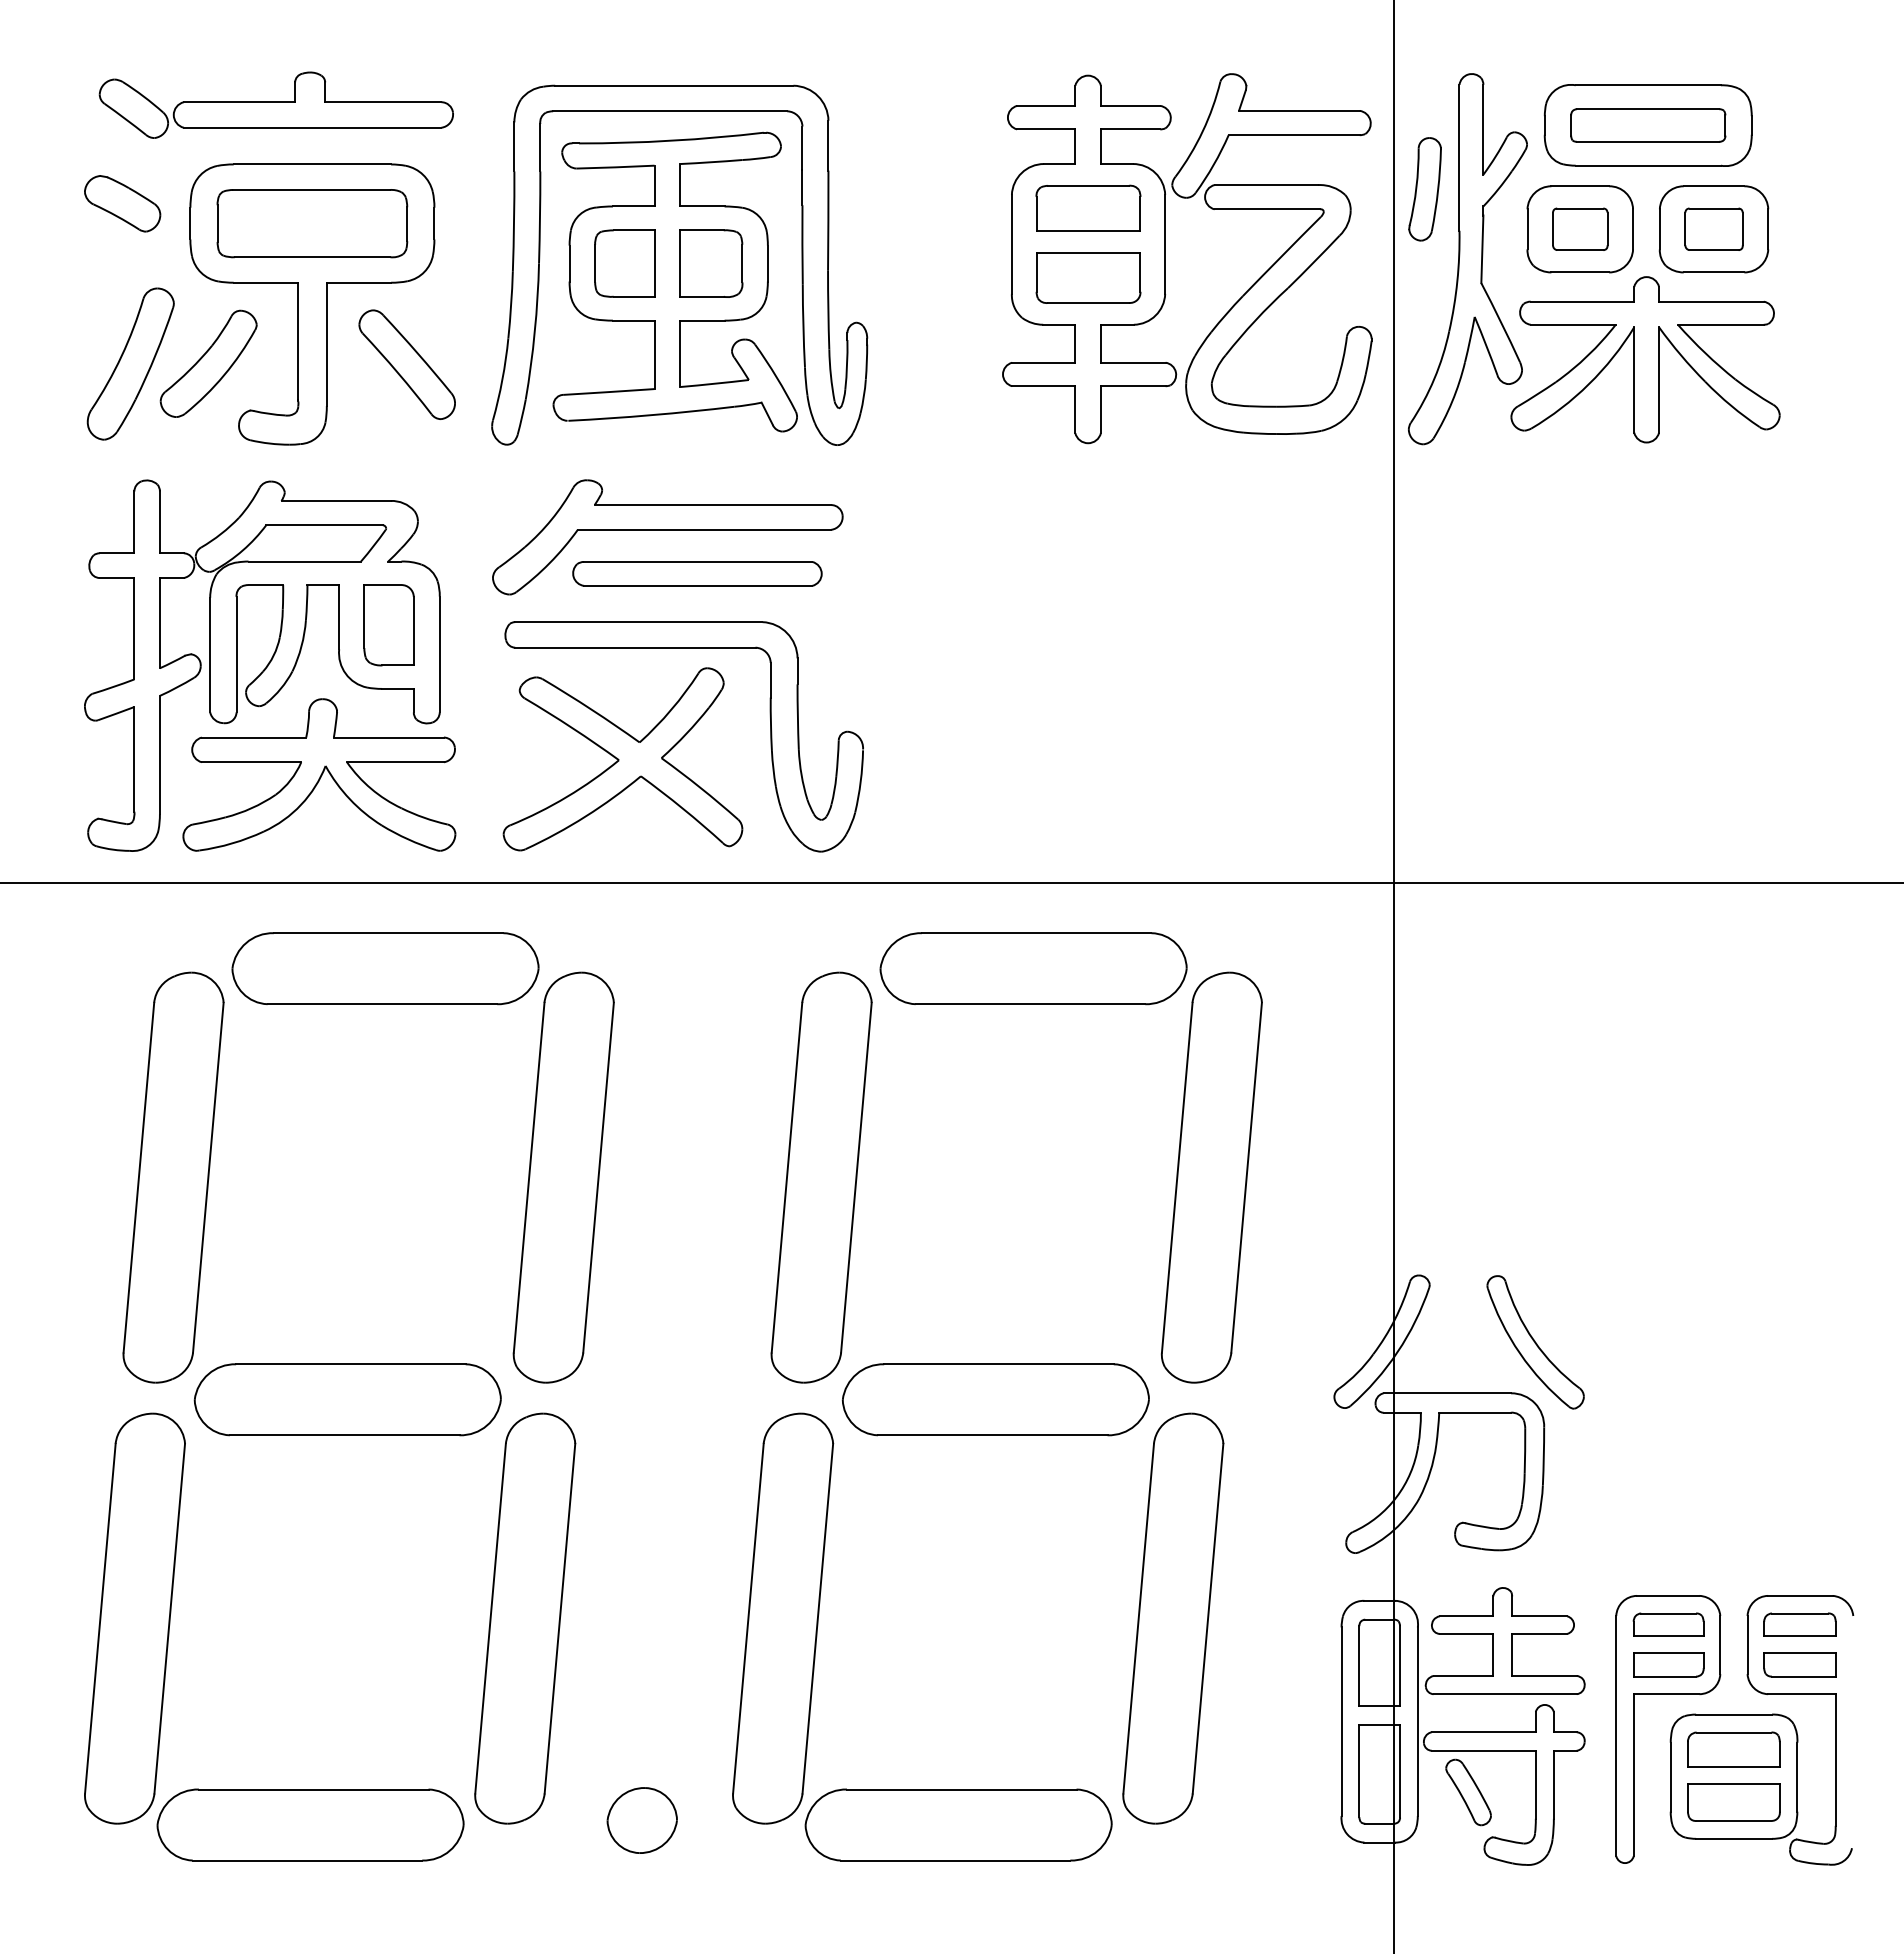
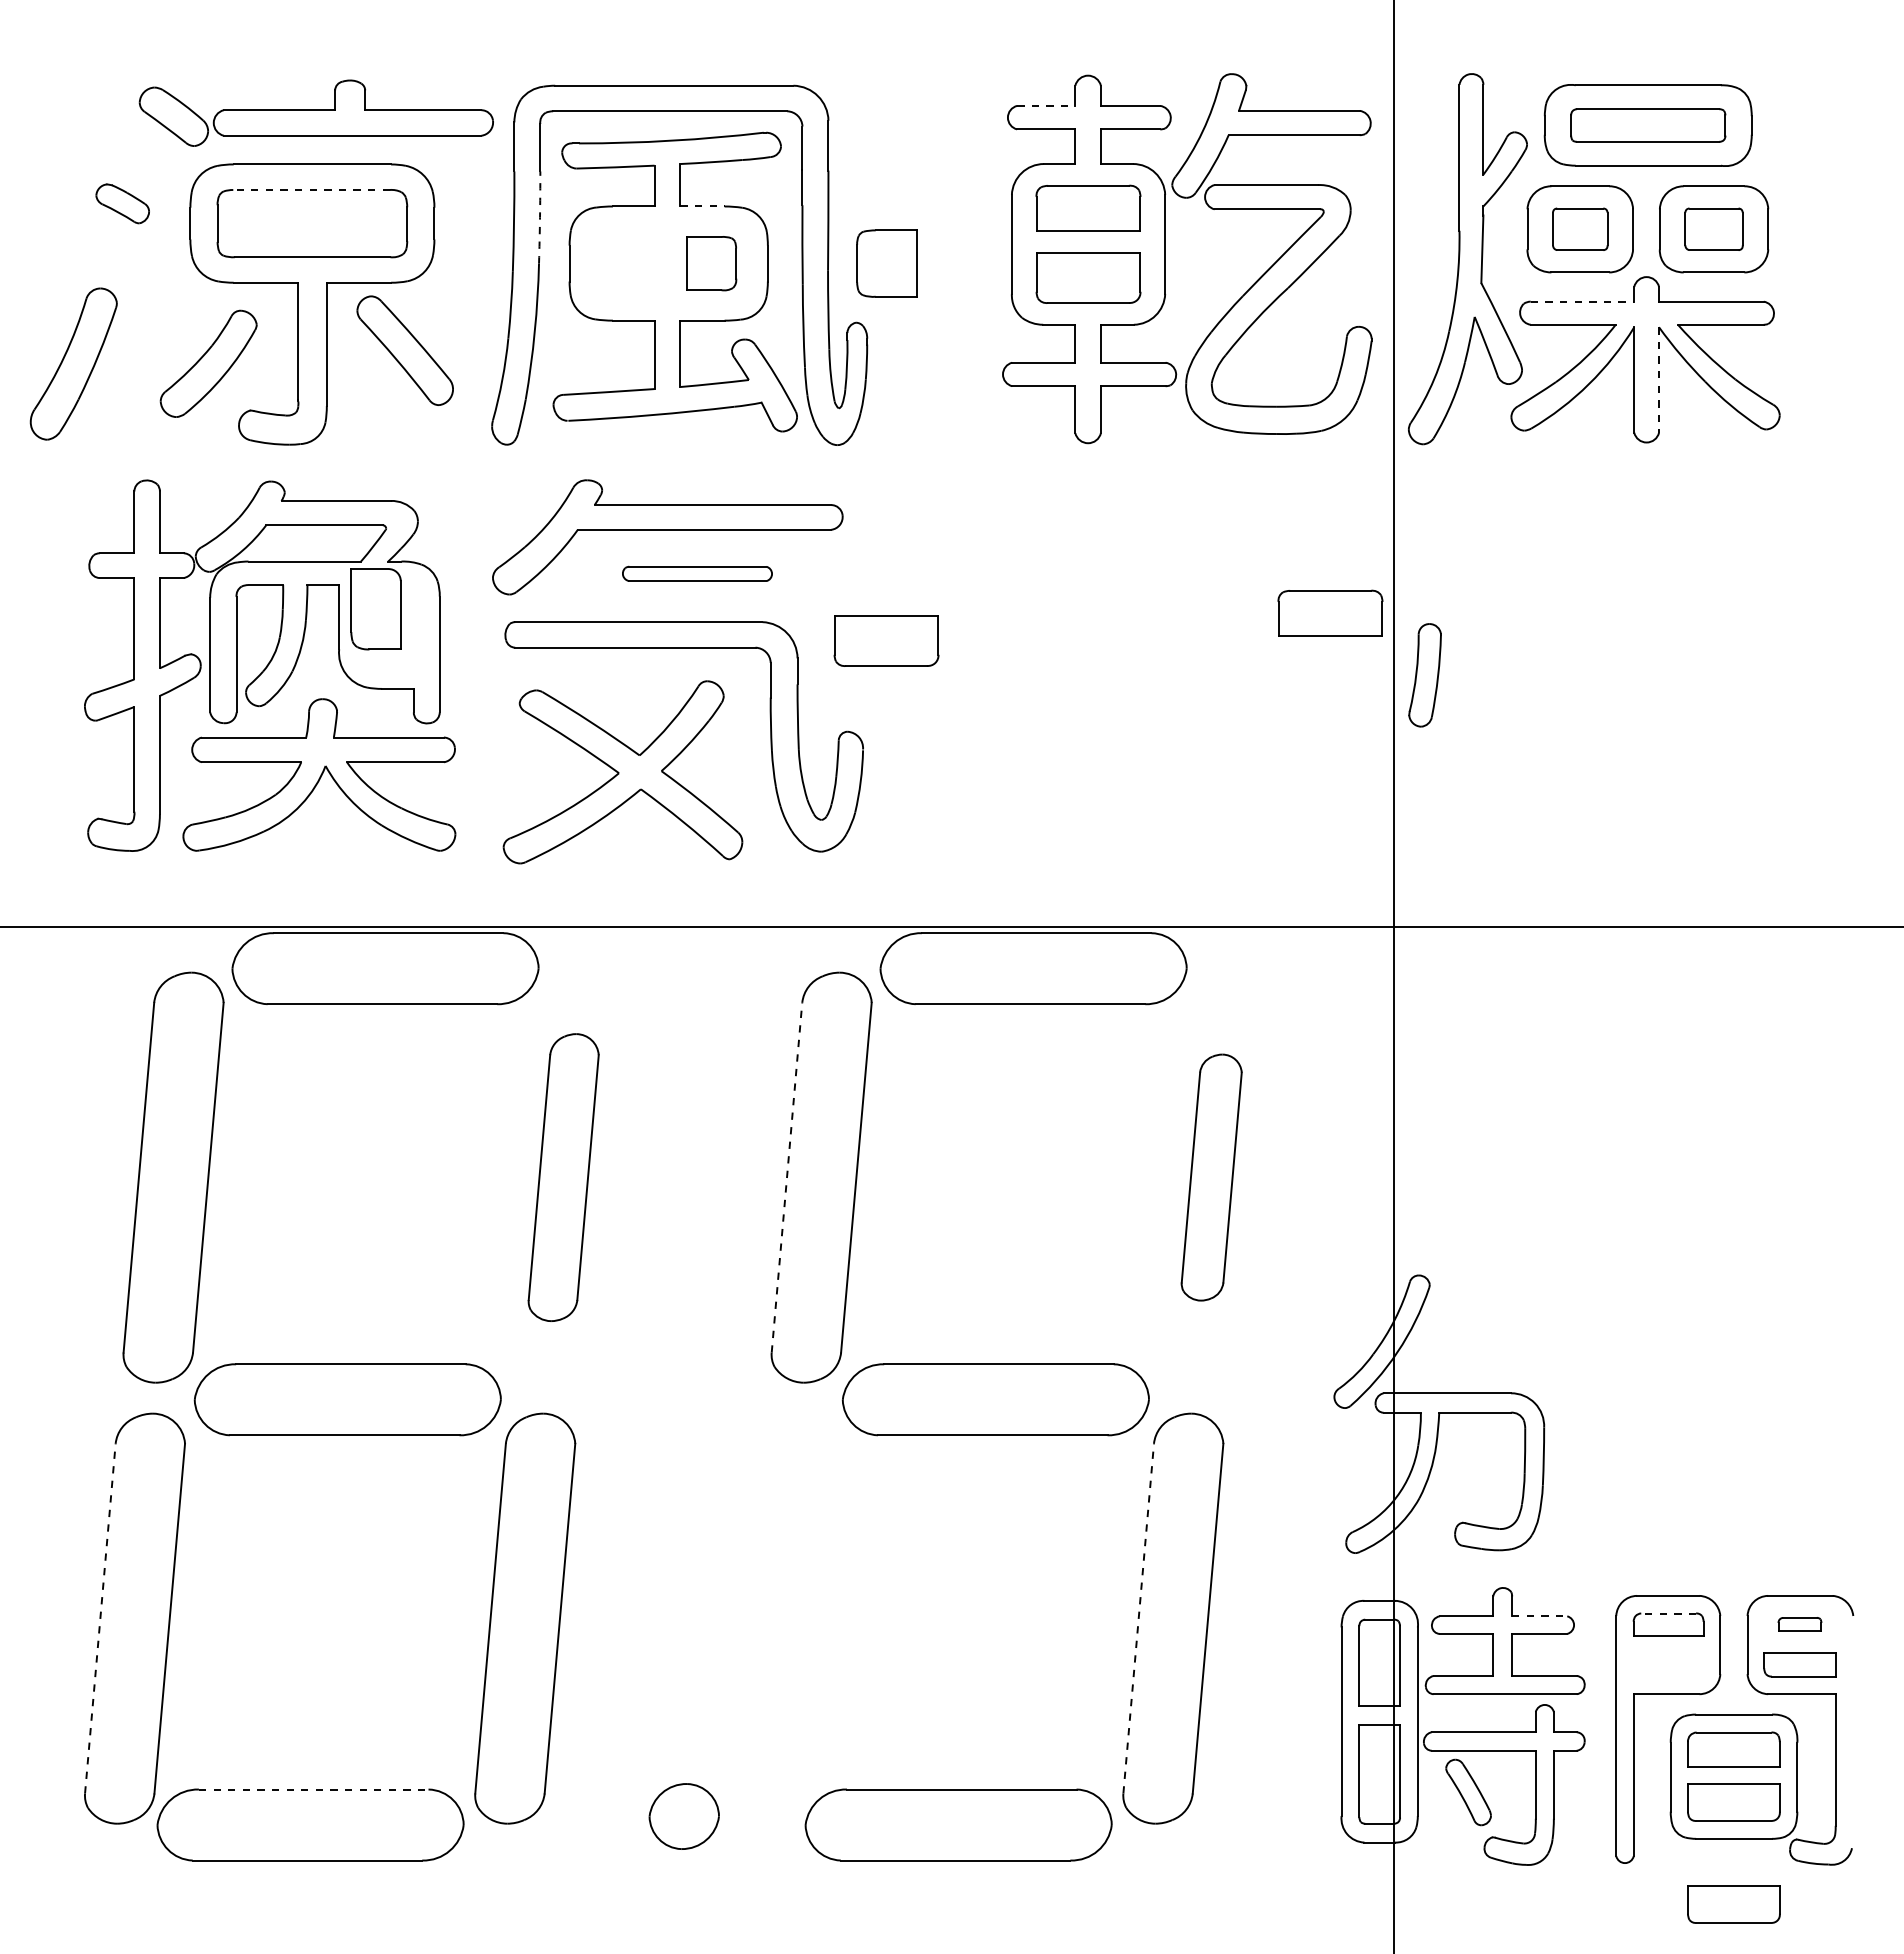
part position: (275, 104) -> (315, 112) (315, 112)
line: solid -> dashed (1046, 105)
line: solid -> dashed (311, 189)
part position: (1424, 189) -> (1424, 675) (1424, 675)
part size: 78x58 px -> 55x42 px (122, 203)
line: solid -> dashed (703, 206)
arc: solid -> dashed (540, 217)
part position: (624, 263) -> (886, 263) (886, 263)
part size: 65x69 px -> 52x56 px (711, 263)
line: solid -> dashed (1582, 301)
part position: (130, 363) -> (73, 363) (73, 363)
part position: (406, 364) -> (404, 350) (404, 350)
line: solid -> dashed (1659, 380)
part size: 251x26 px -> 151x17 px (697, 573)
part: none -> present (1330, 612)
part position: (388, 625) -> (375, 609) (375, 609)
part: none -> present (886, 640)
part position: (622, 759) -> (622, 772) (622, 772)
line position: (951, 883) -> (951, 927) (951, 927)
part size: 103x413 px -> 73x289 px (563, 1177)
line: solid -> dashed (786, 1177)
part size: 103x413 px -> 63x249 px (1211, 1177)
part: present -> none (1535, 1342)
line: solid -> dashed (1668, 1613)
line: solid -> dashed (1539, 1616)
line: solid -> dashed (100, 1618)
part: present -> none (783, 1618)
line: solid -> dashed (1138, 1618)
part size: 74x25 px -> 46x15 px (1799, 1624)
part: present -> none (1668, 1664)
line: solid -> dashed (313, 1789)
part position: (641, 1820) -> (683, 1816) (683, 1816)
part: none -> present (1733, 1904)
